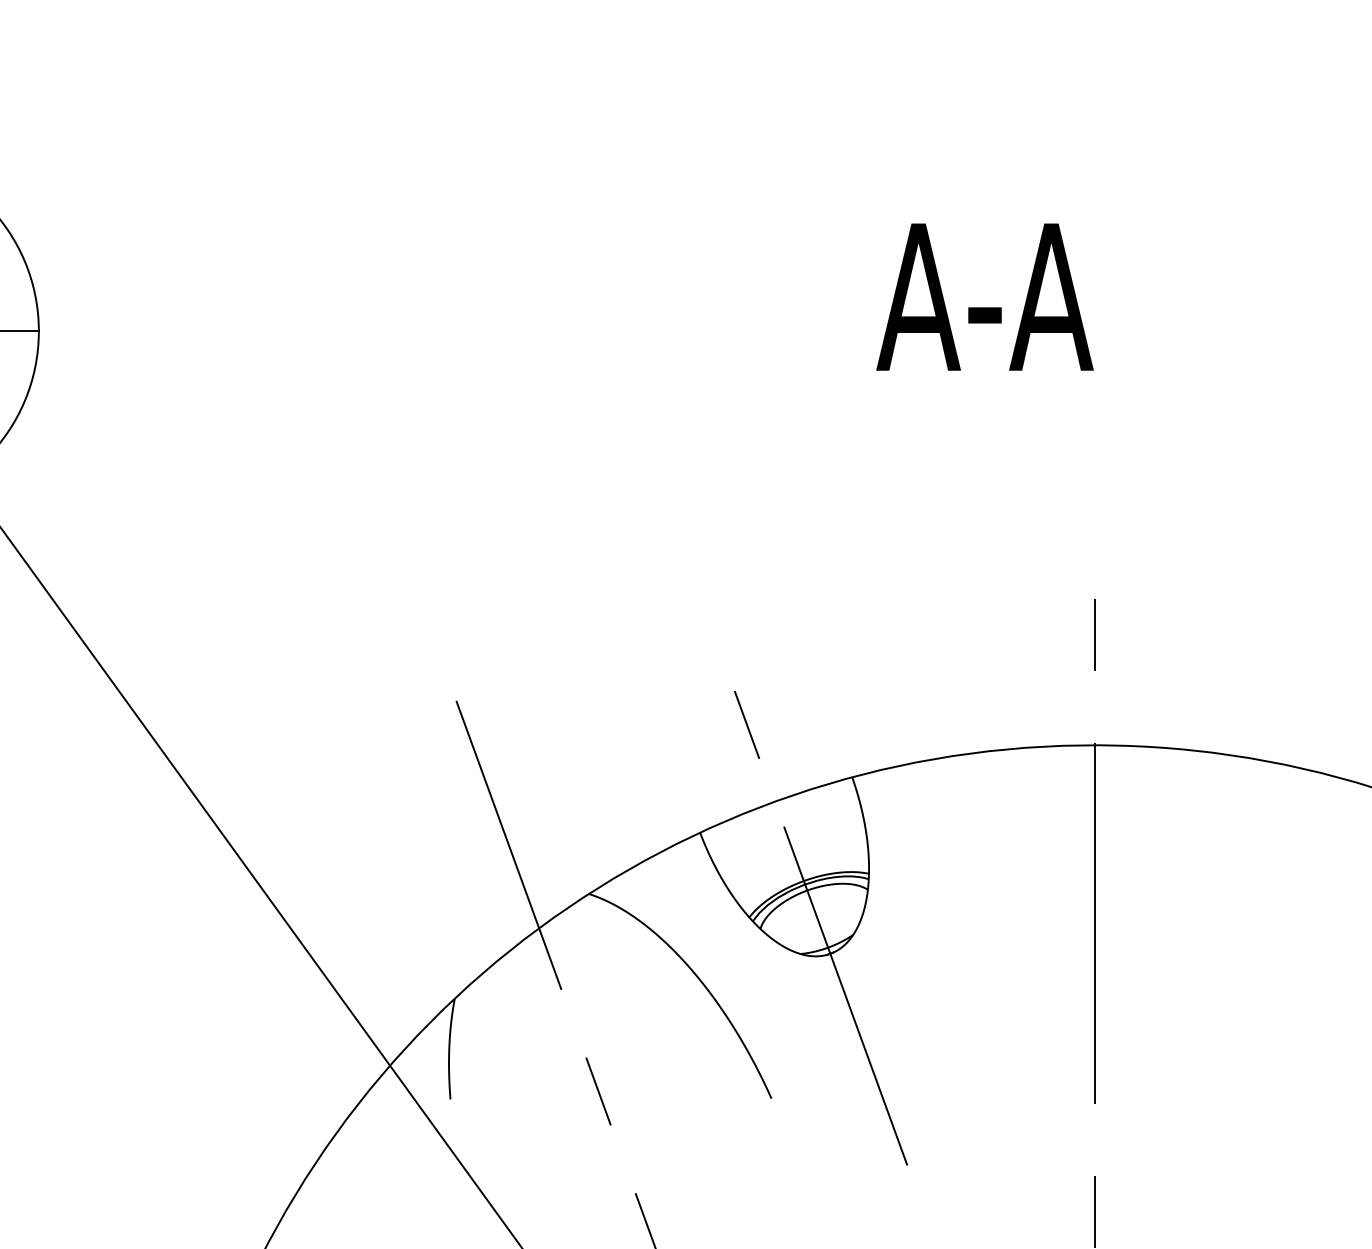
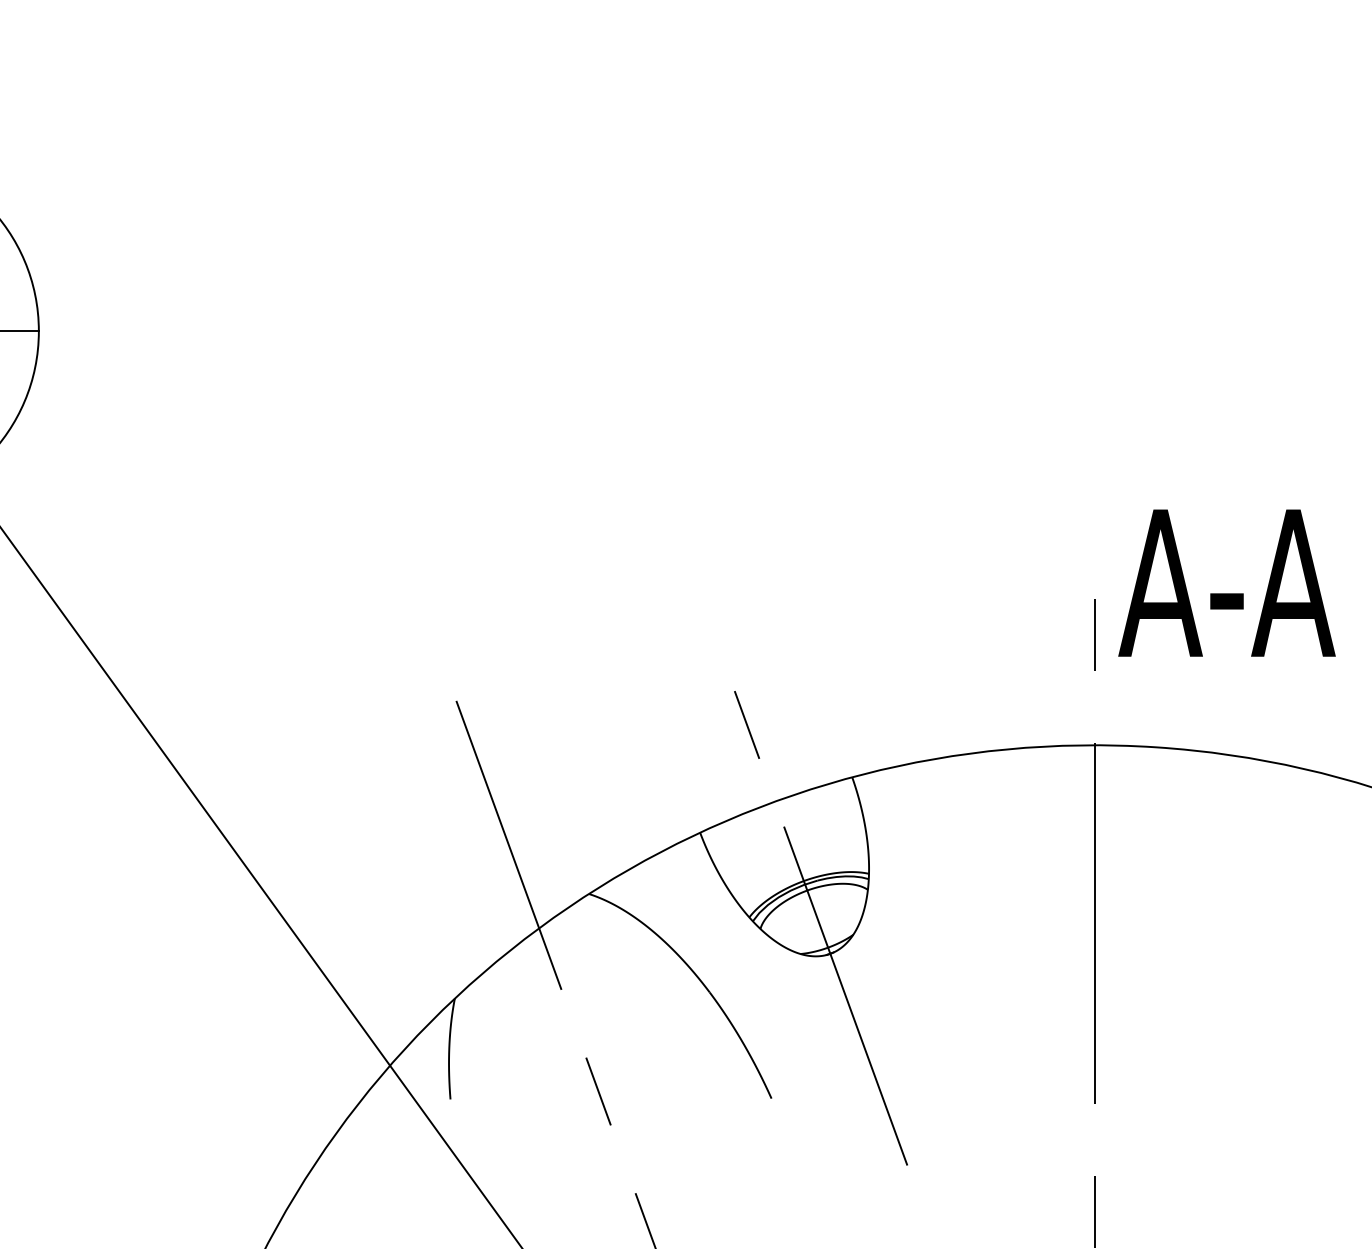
text position: (984, 296) -> (1226, 582) (1226, 582)
